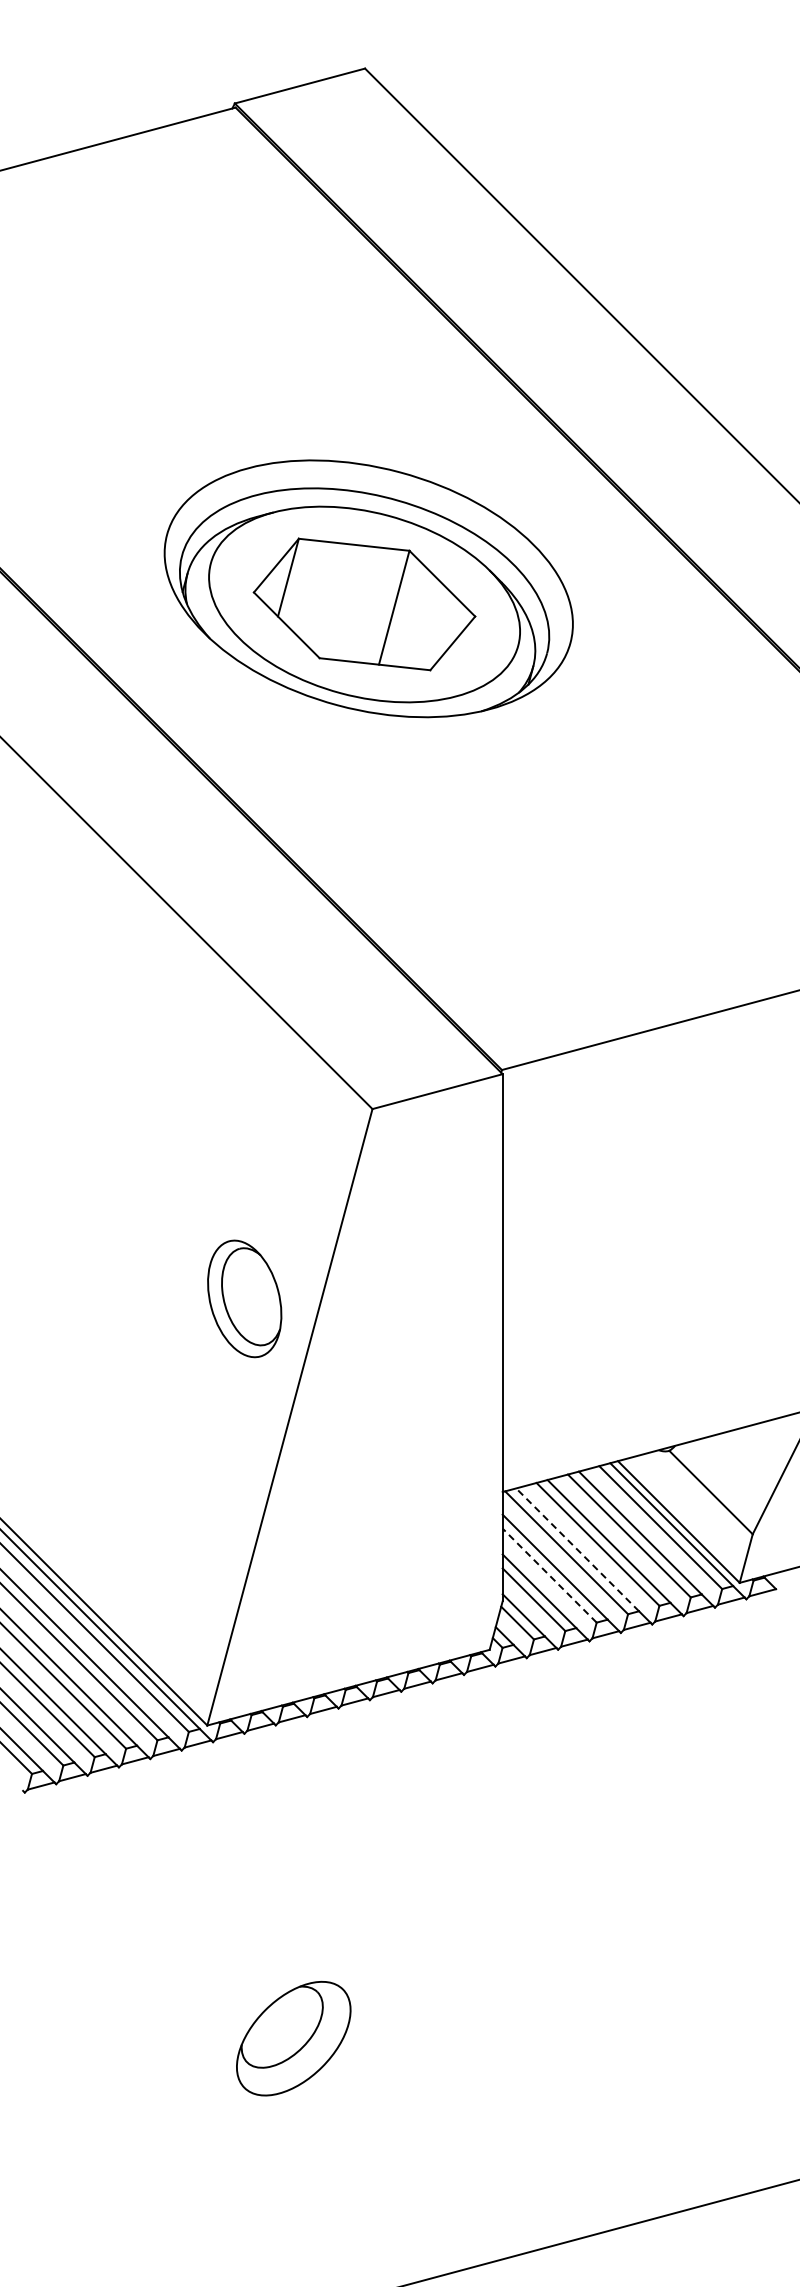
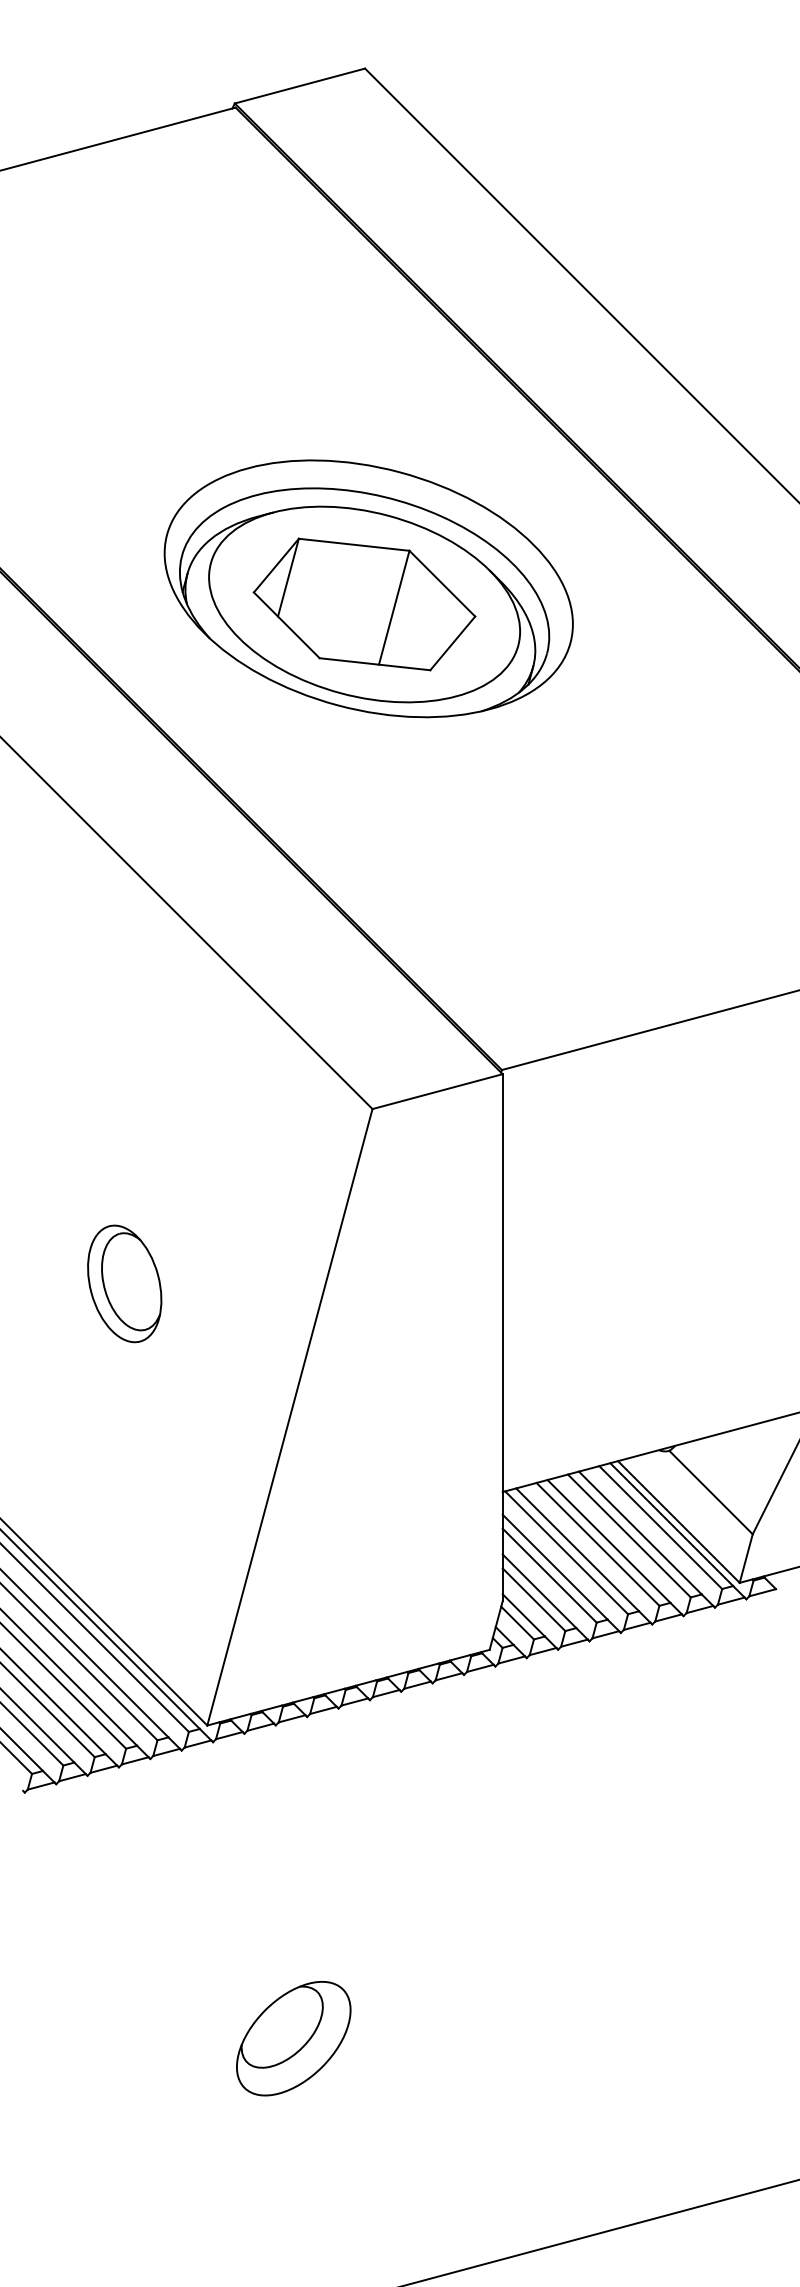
part position: (244, 1298) -> (124, 1283) (124, 1283)
line: dashed -> solid (577, 1549)
line: dashed -> solid (549, 1575)
